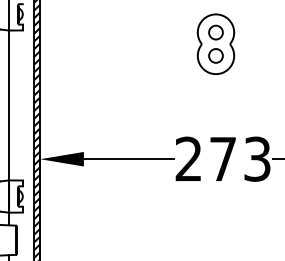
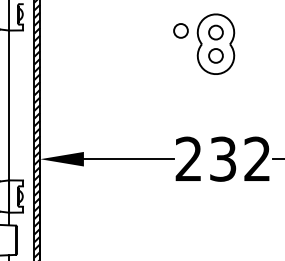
circle: none -> present (180, 30)
text: 273 -> 232 (240, 158)
